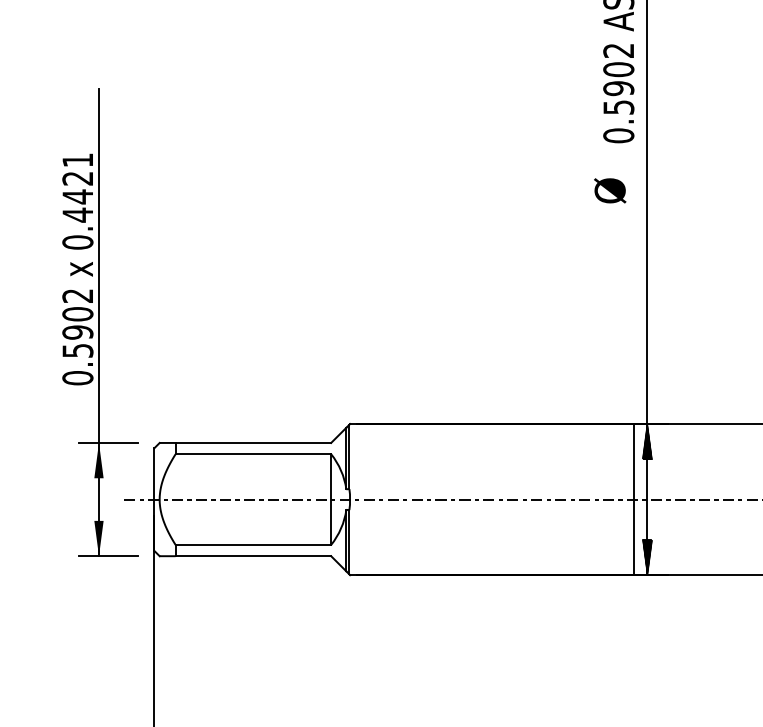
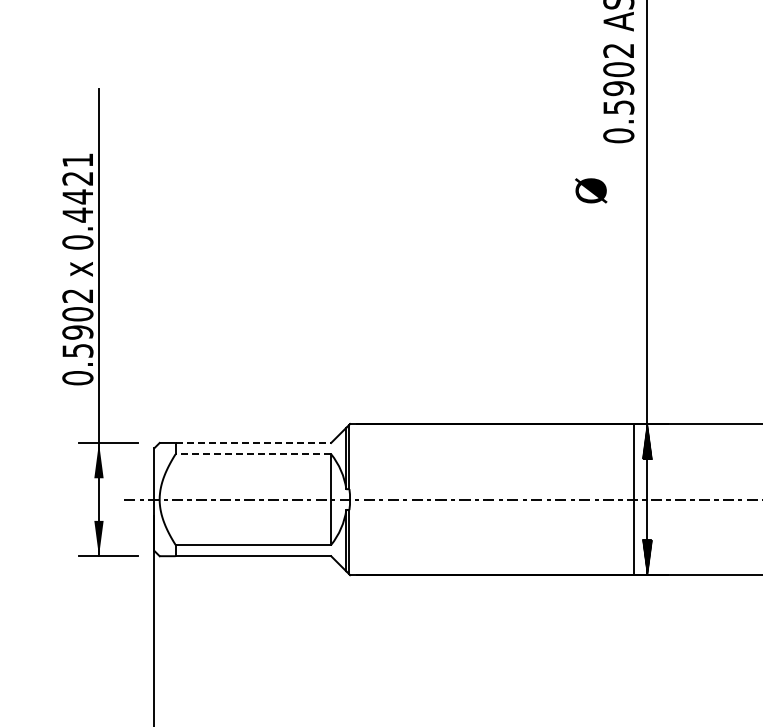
text position: (610, 190) -> (591, 190) (591, 190)
line: solid -> dashed (253, 442)
line: solid -> dashed (253, 454)
